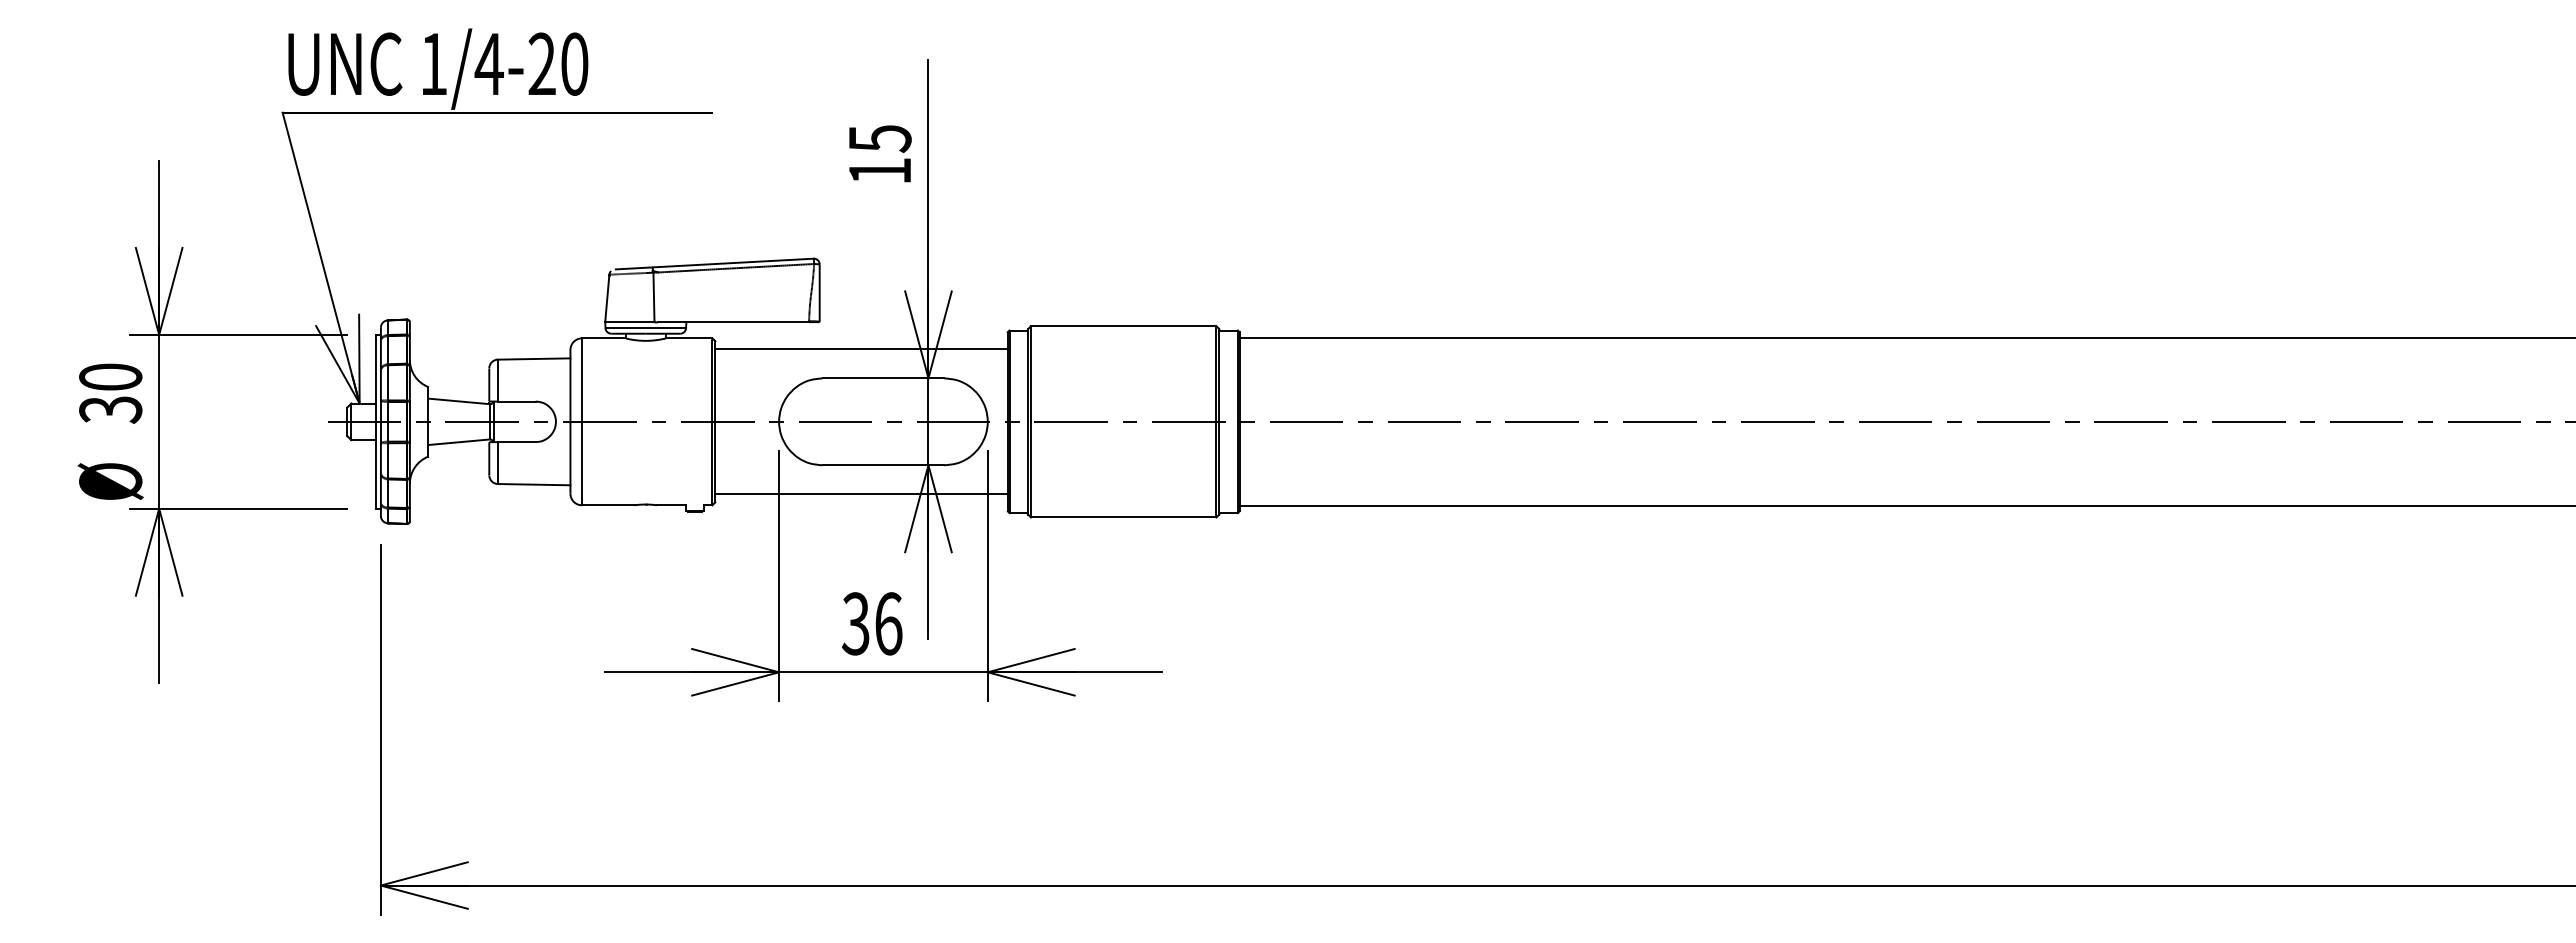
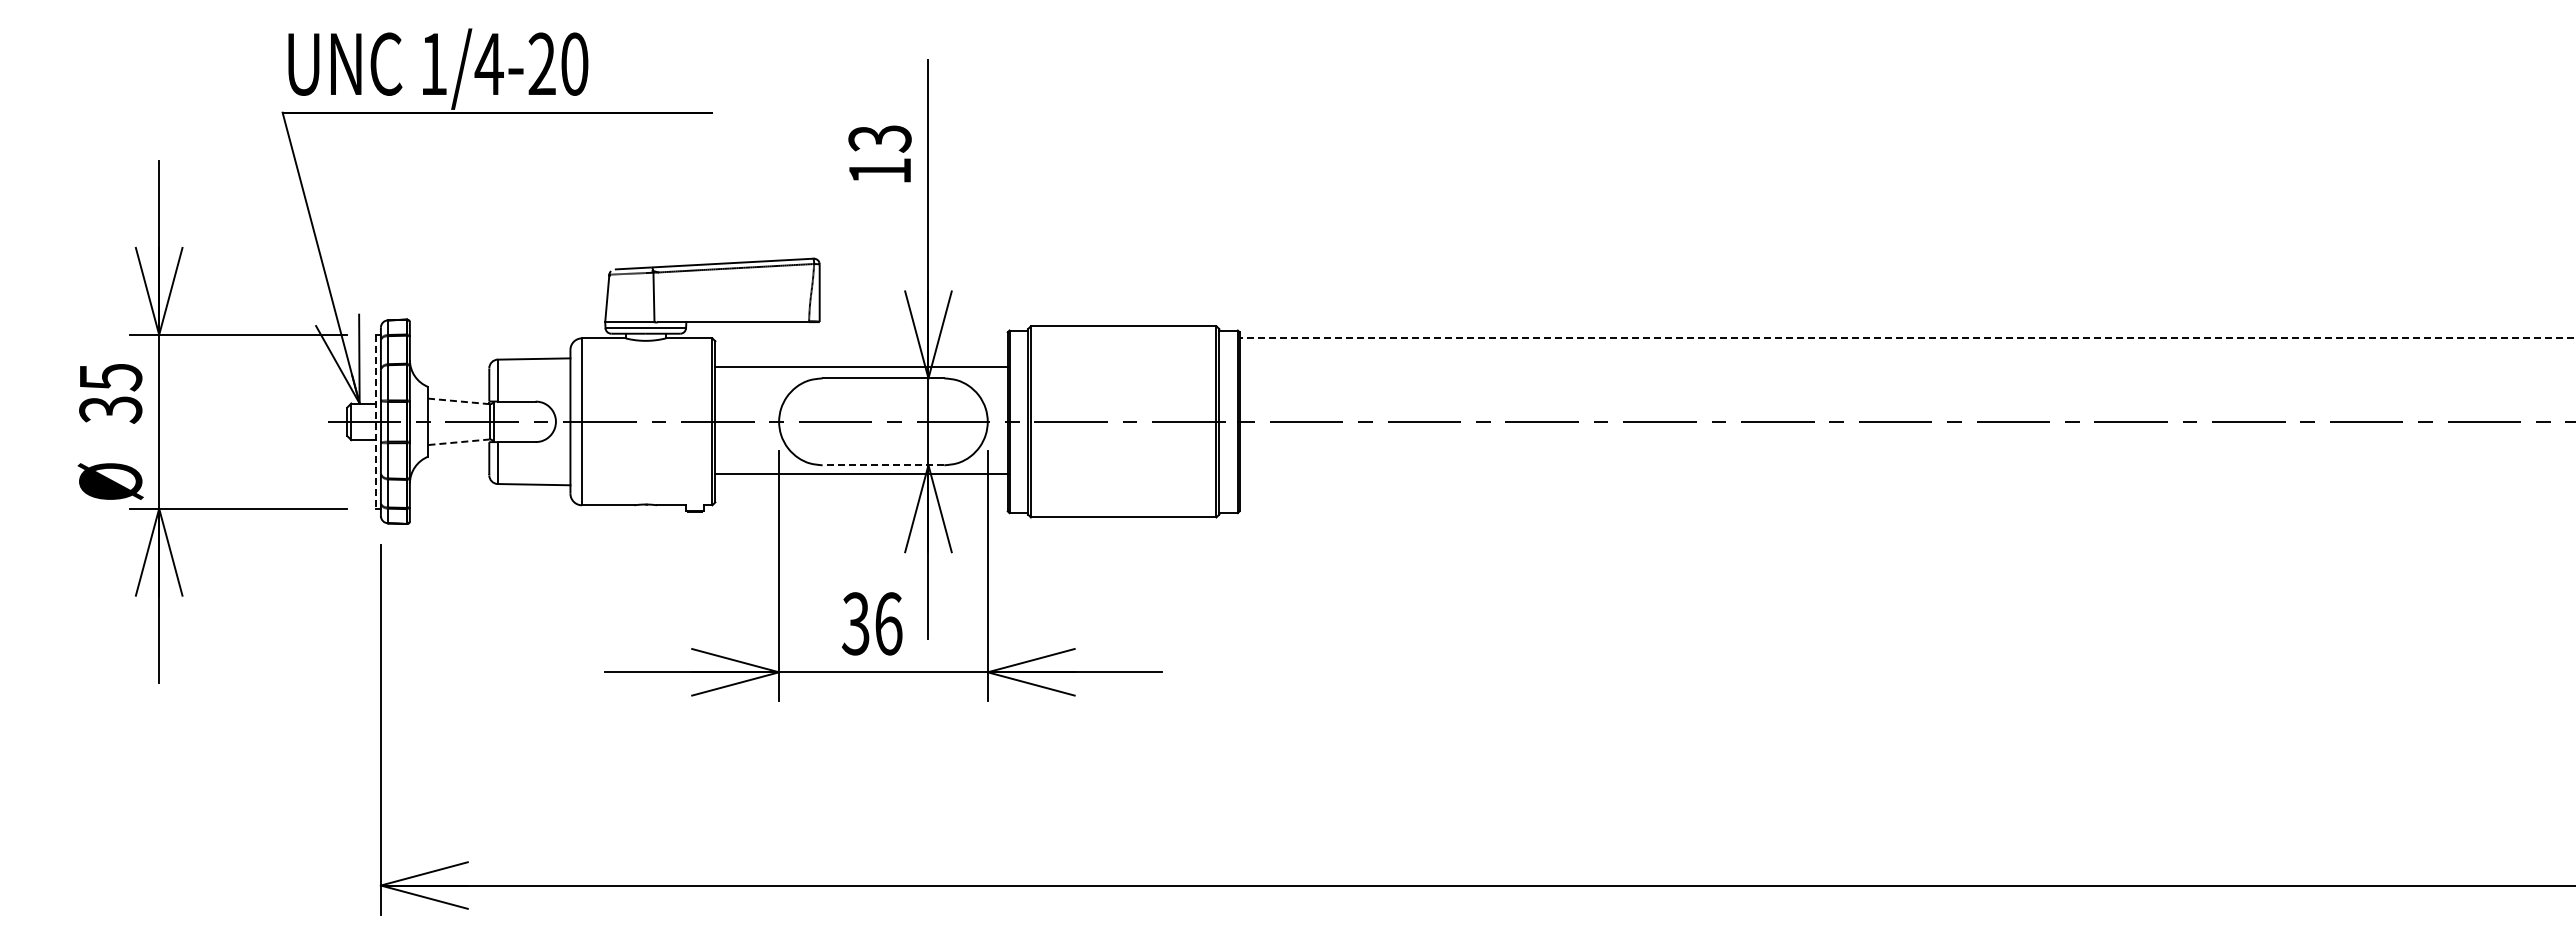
text: 15 -> 13 (879, 138)
line: solid -> dashed (1907, 337)
line position: (861, 349) -> (861, 367) (861, 367)
text: 30 -> 35 (110, 377)
line: solid -> dashed (459, 401)
line: solid -> dashed (376, 421)
line: solid -> dashed (459, 442)
line: solid -> dashed (883, 465)
line position: (861, 494) -> (861, 474) (861, 474)
line: present -> none (1905, 505)
